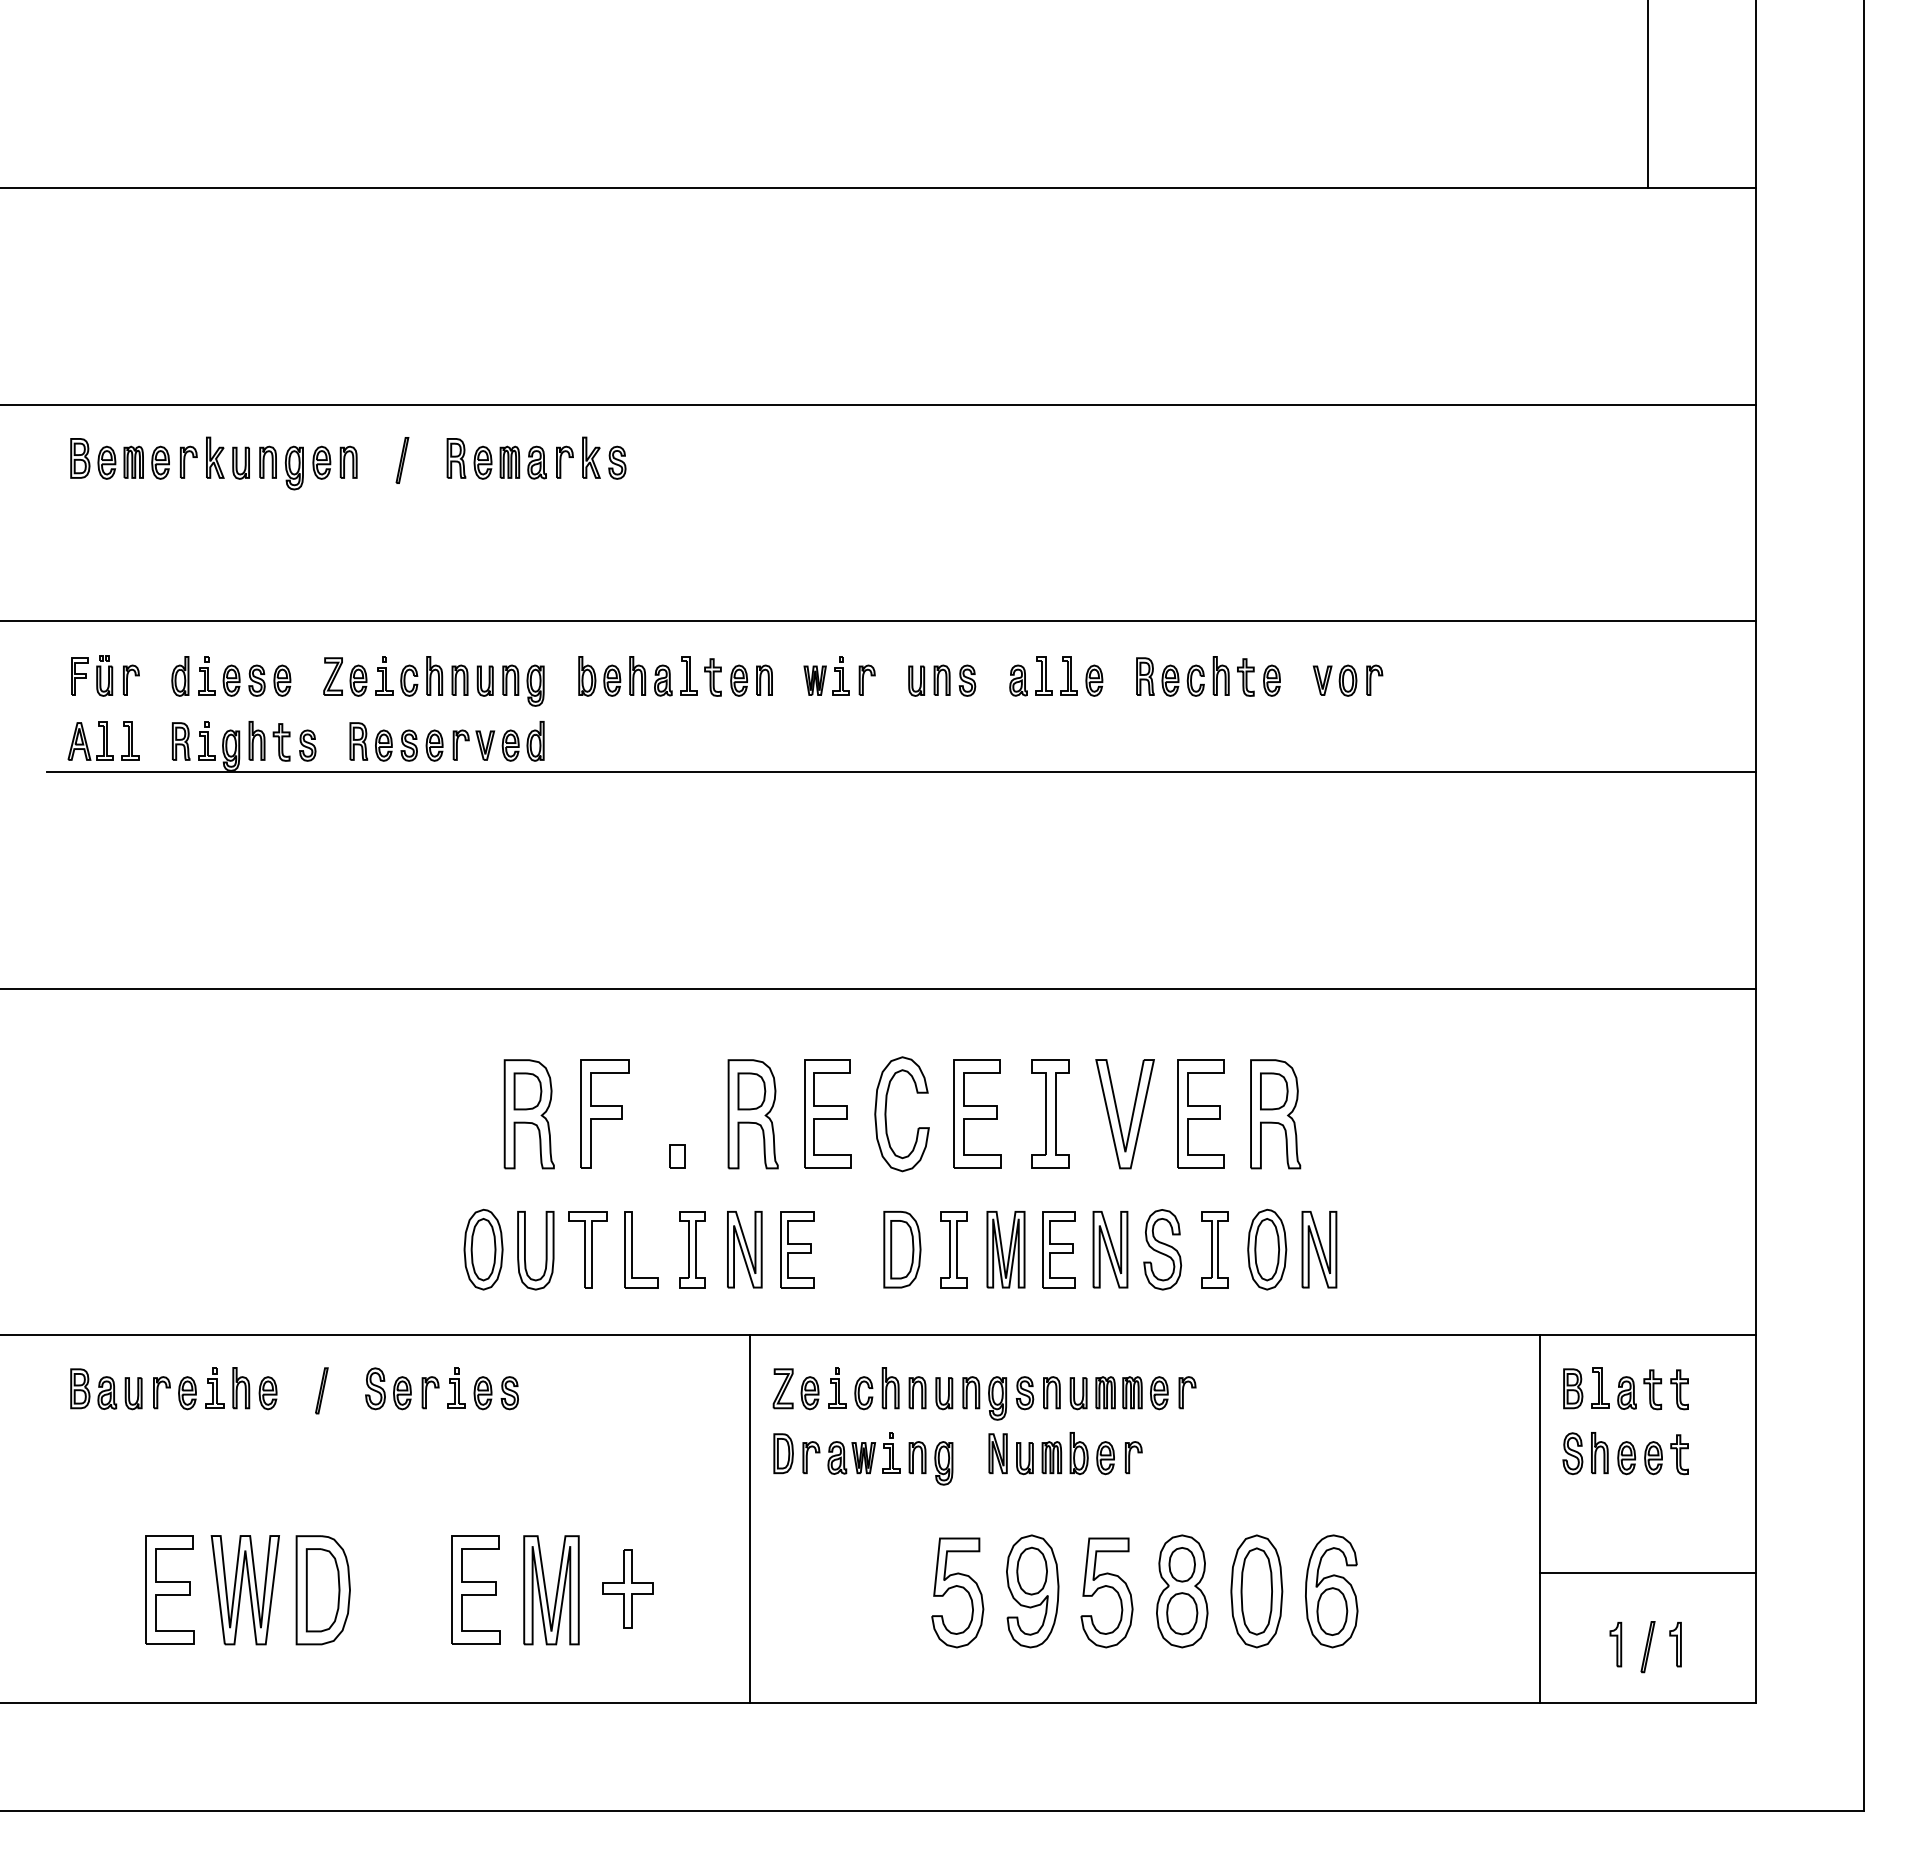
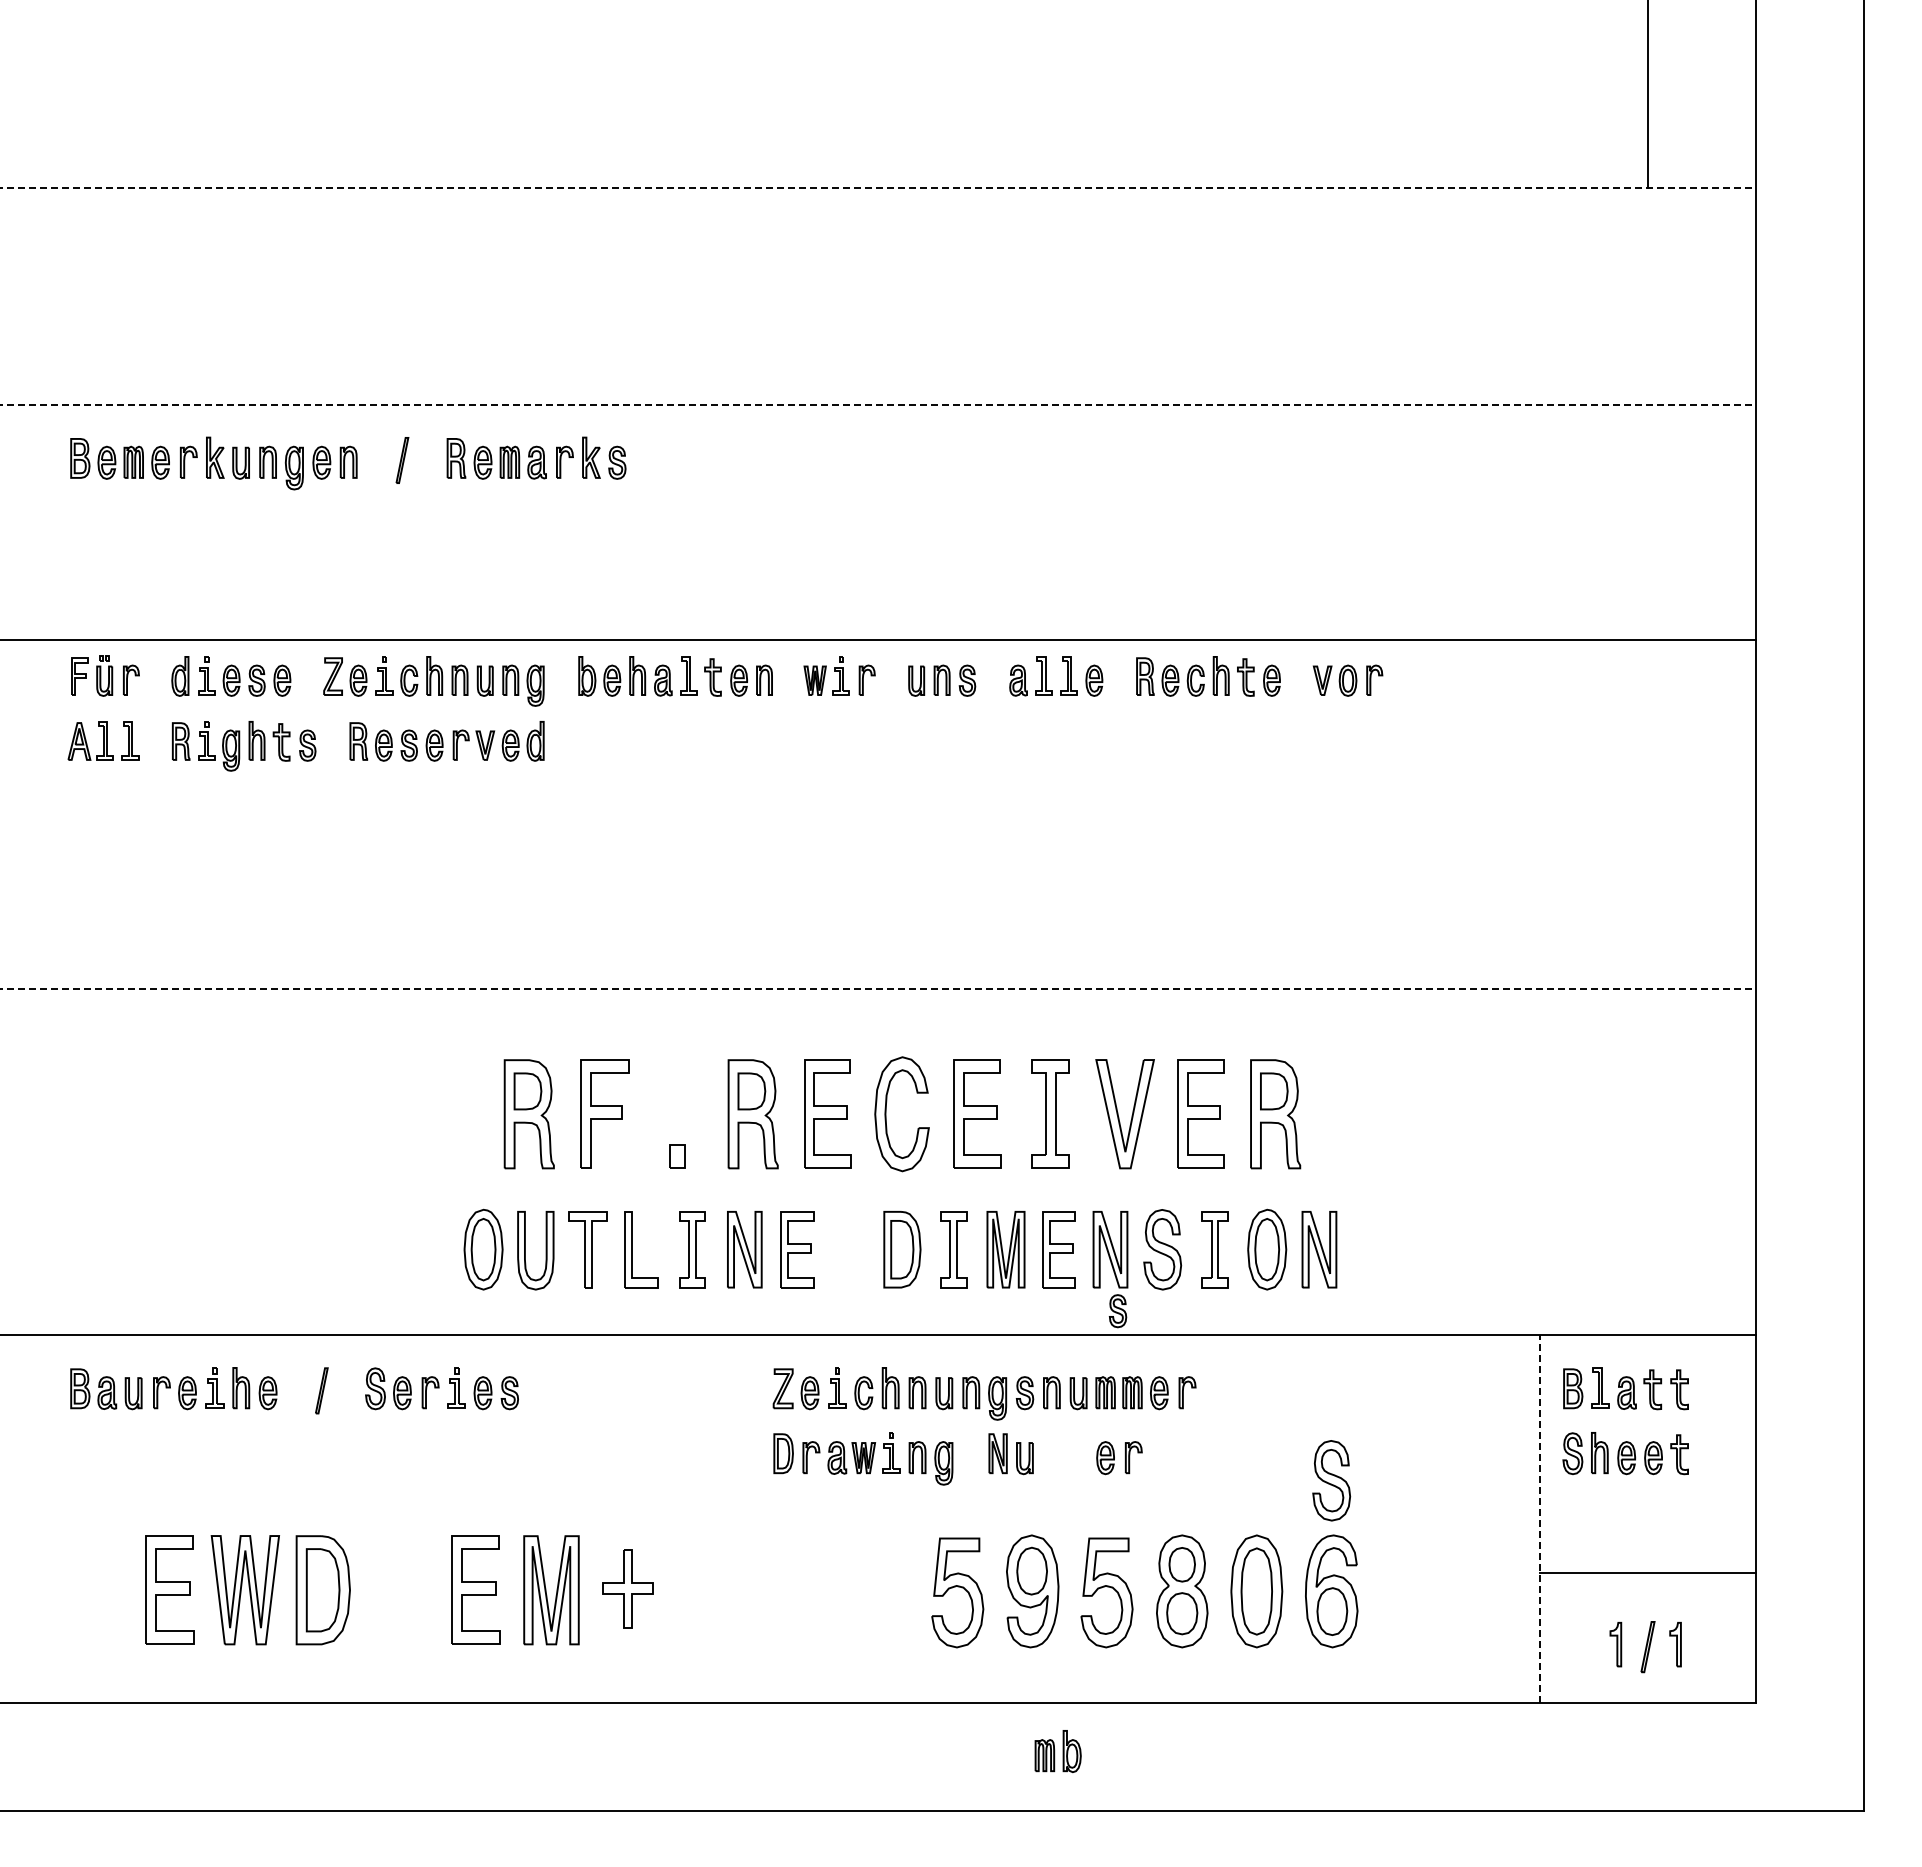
line: solid -> dashed (878, 188)
line: solid -> dashed (878, 404)
line position: (879, 620) -> (879, 639) (879, 639)
line: present -> none (901, 772)
line: solid -> dashed (878, 988)
part: none -> present (1117, 1311)
part position: (1064, 1453) -> (1057, 1751) (1057, 1751)
part: none -> present (1331, 1480)
line: present -> none (750, 1518)
line: solid -> dashed (1539, 1518)
